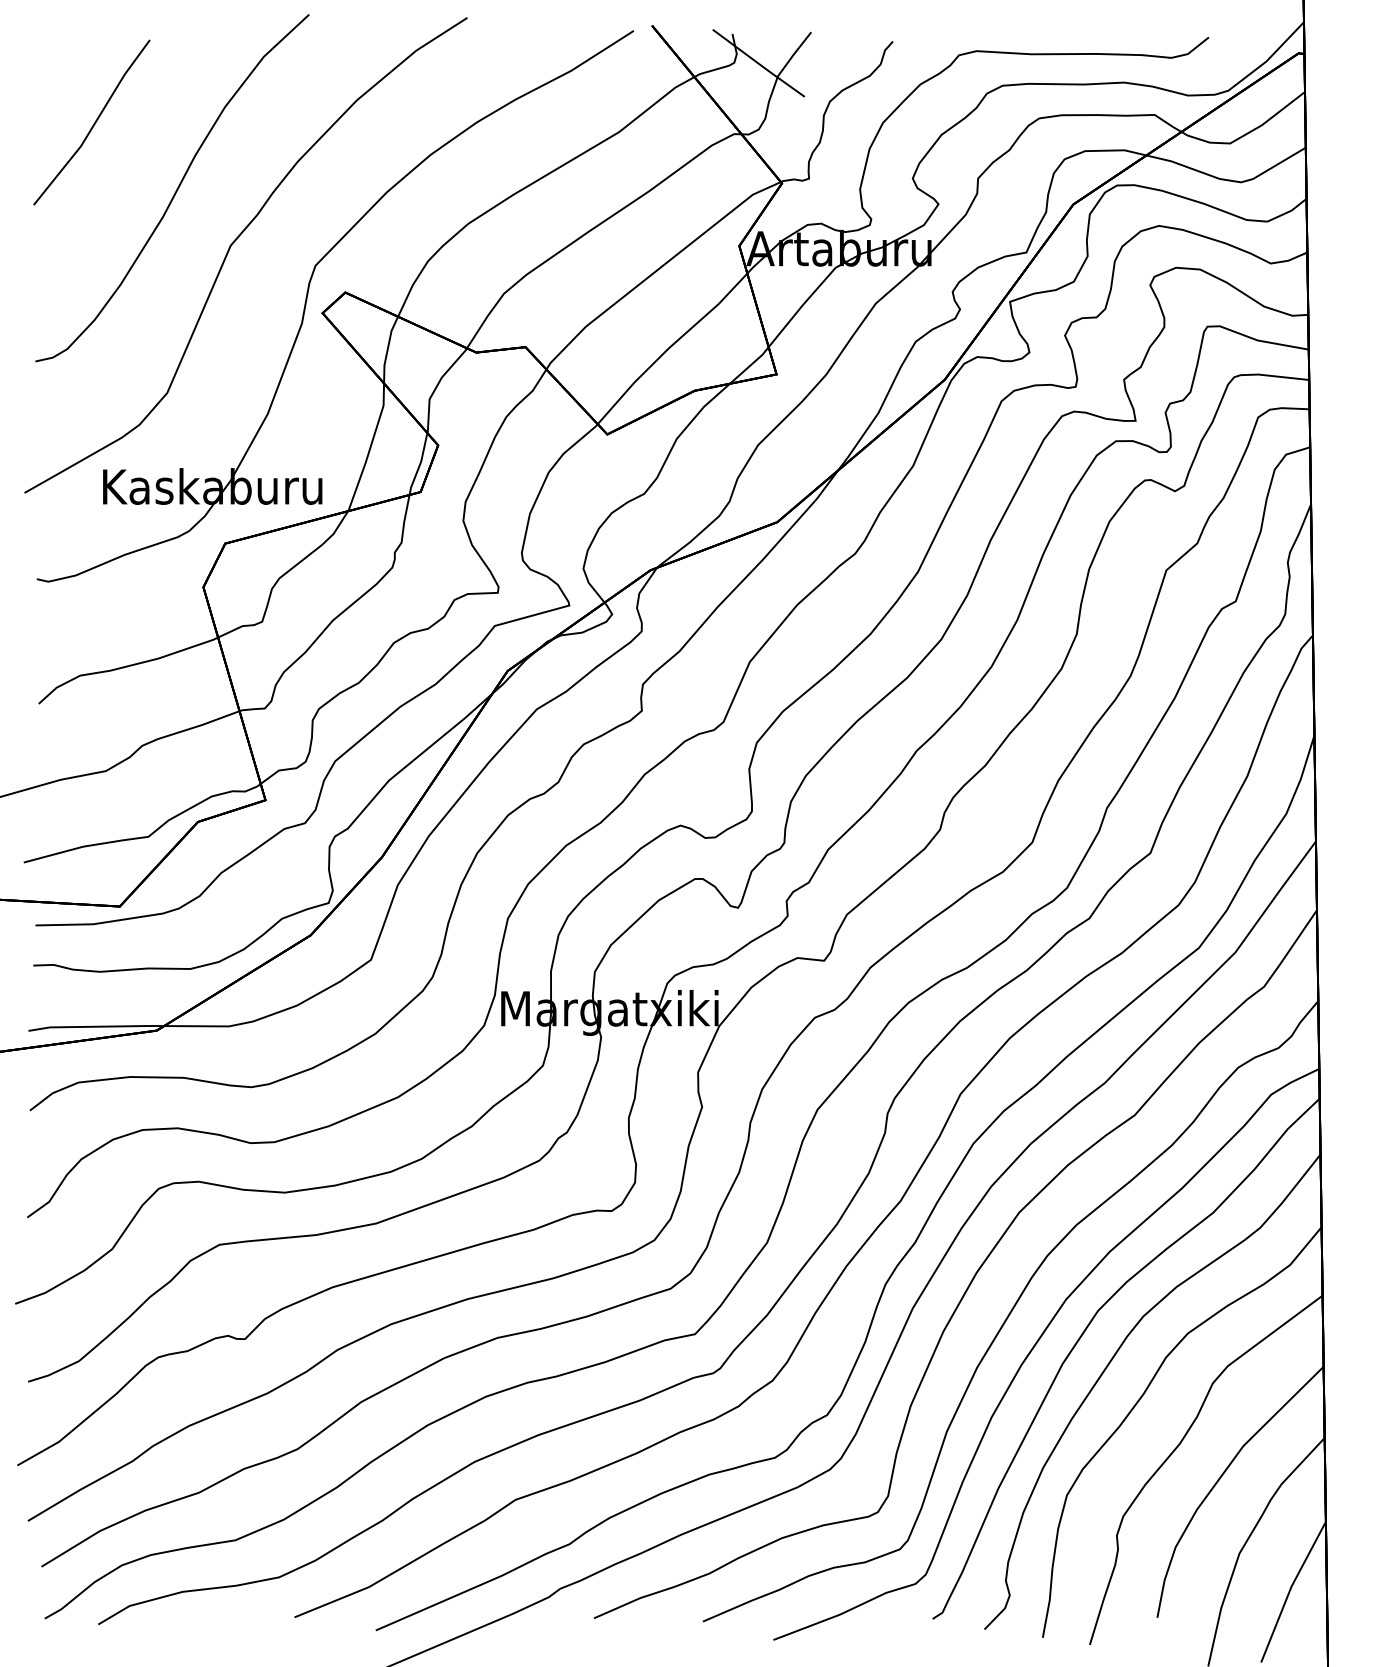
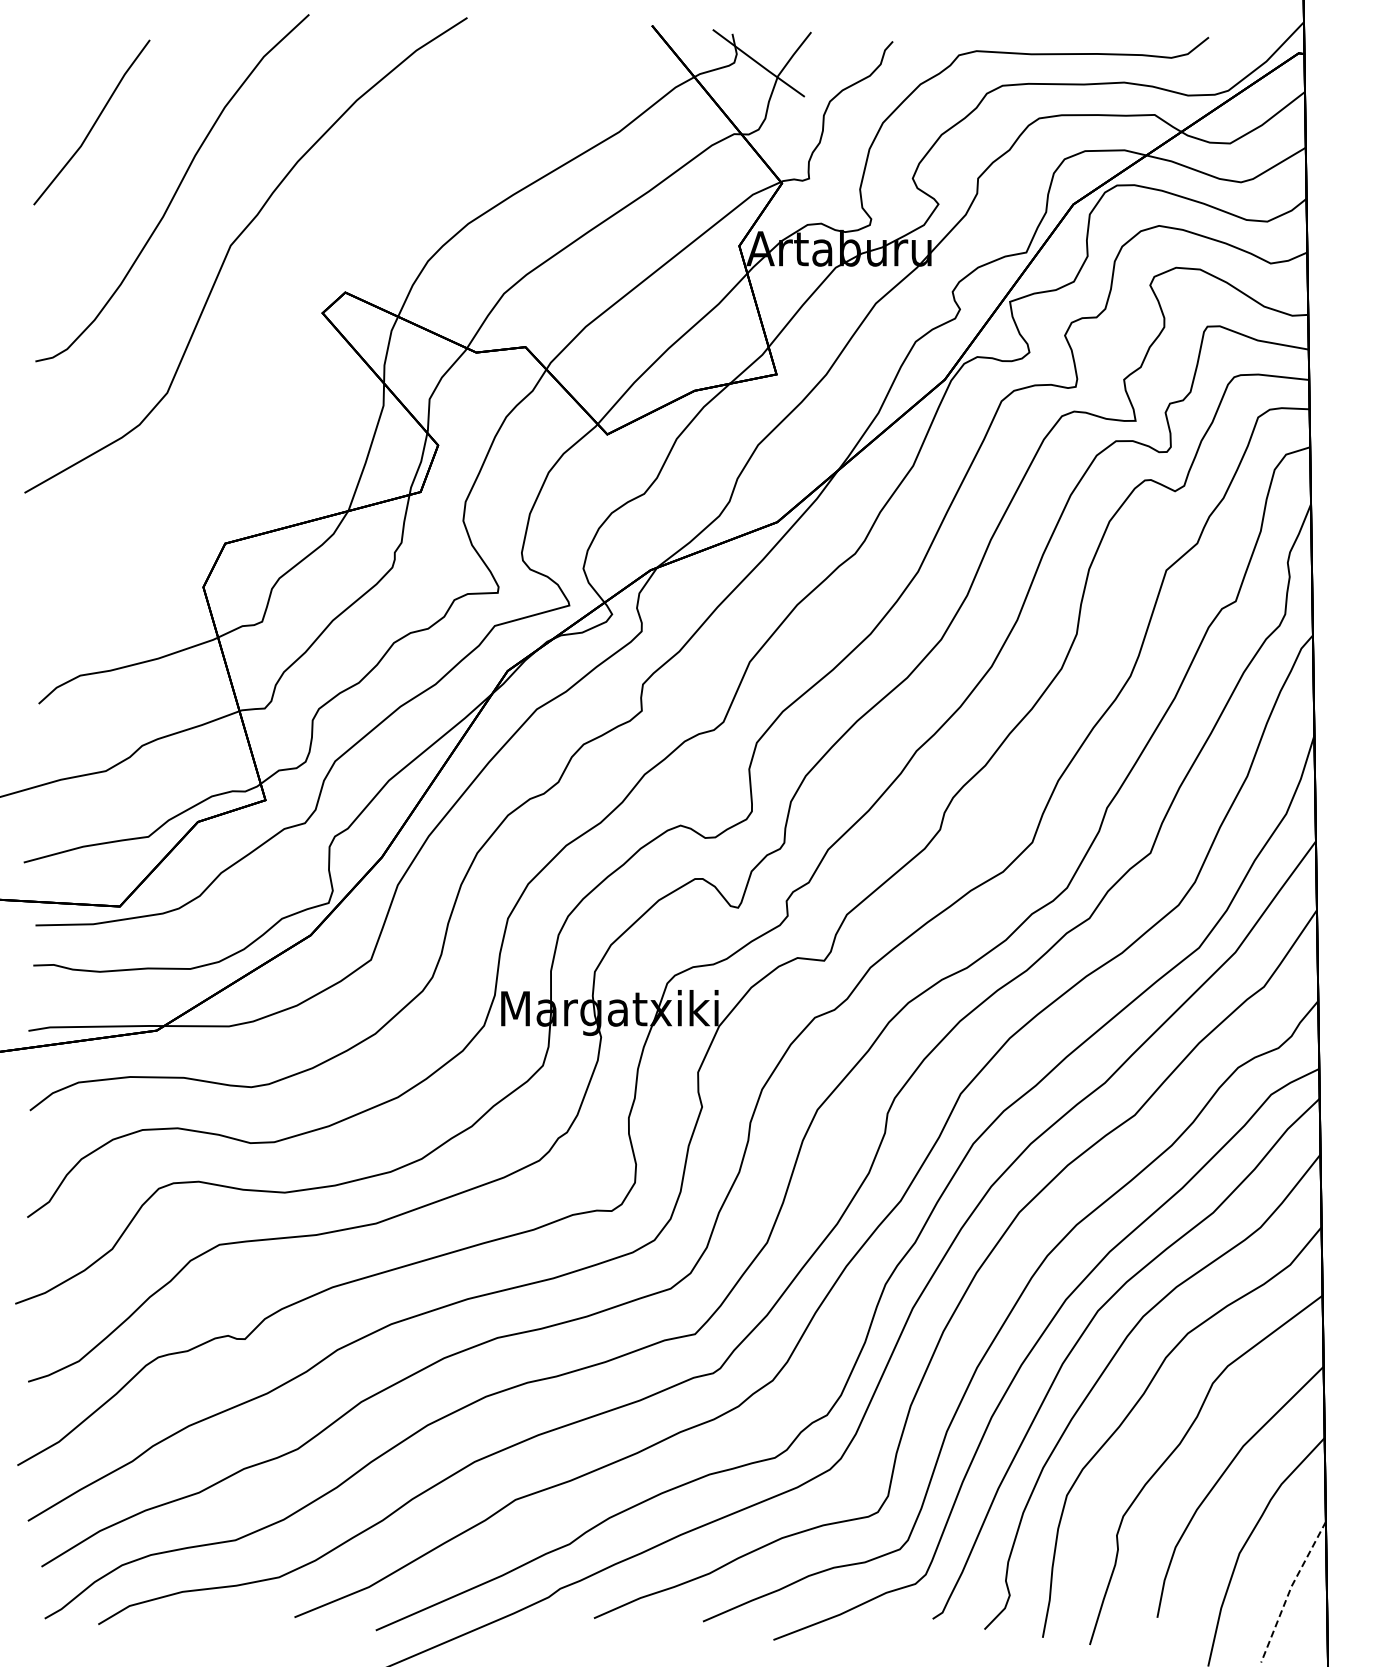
part: present -> none (307, 300)
line: solid -> dashed (1290, 1590)
